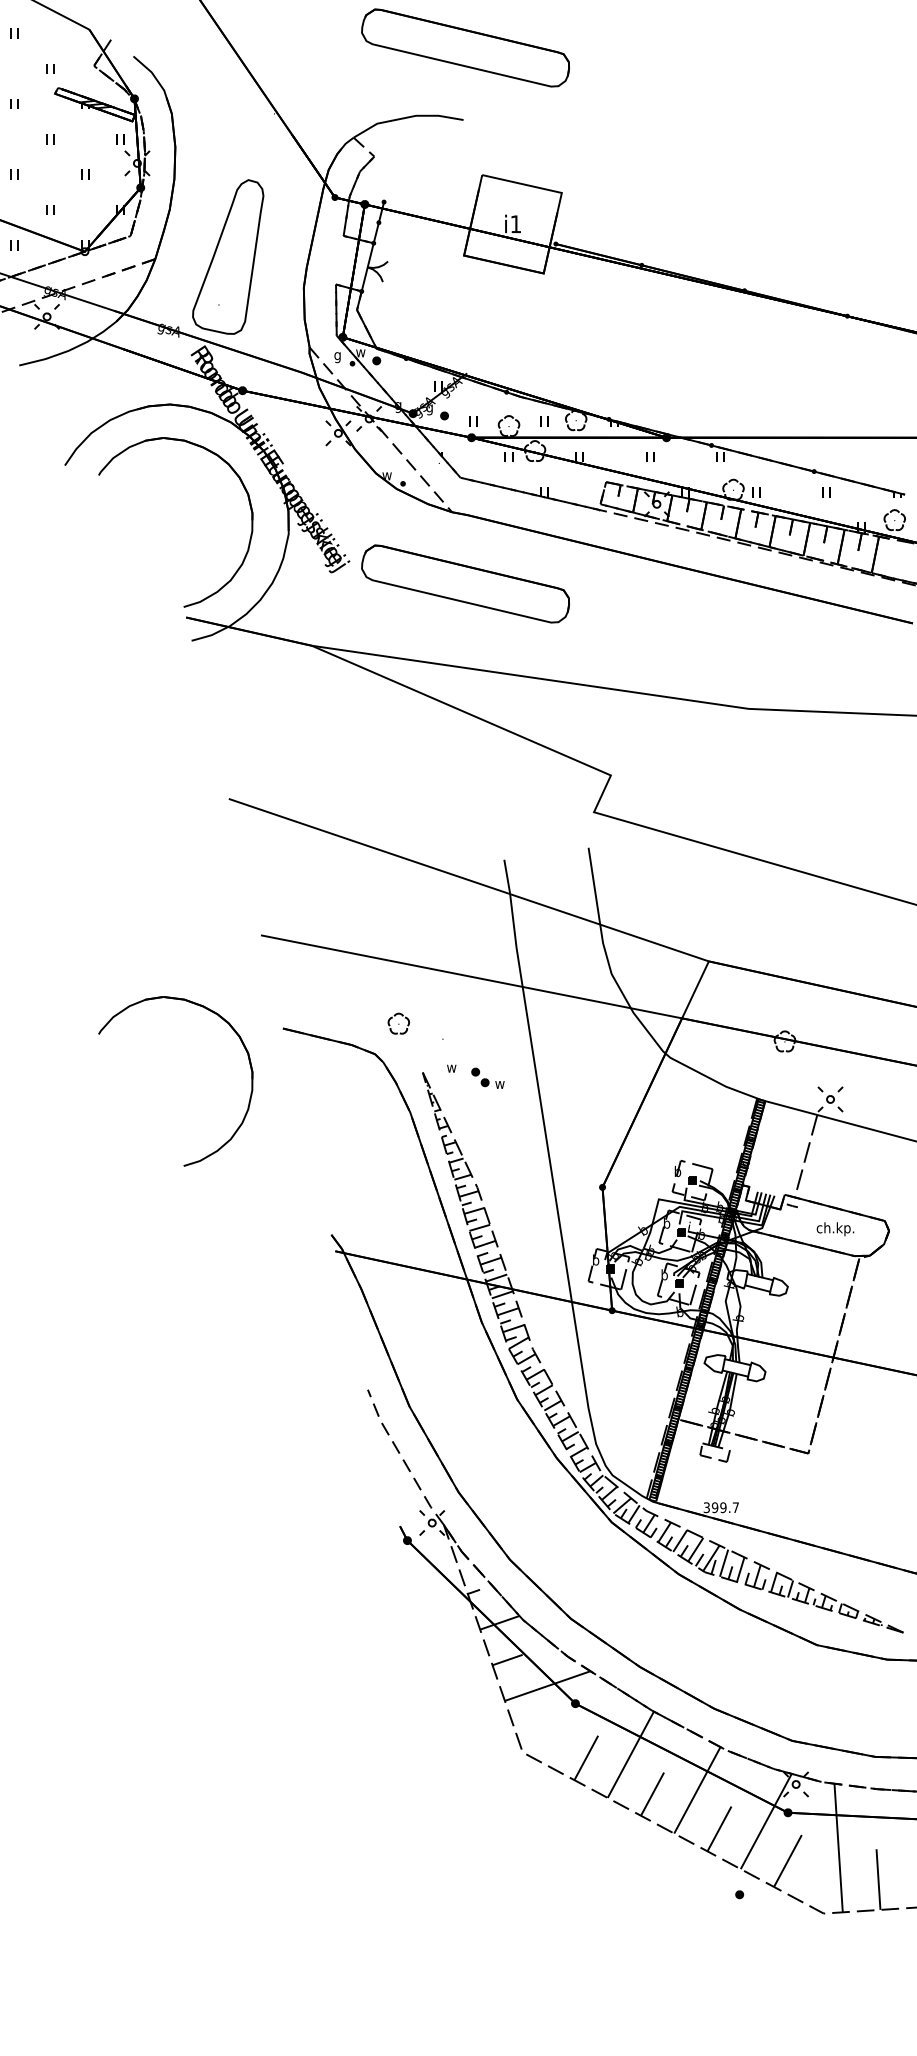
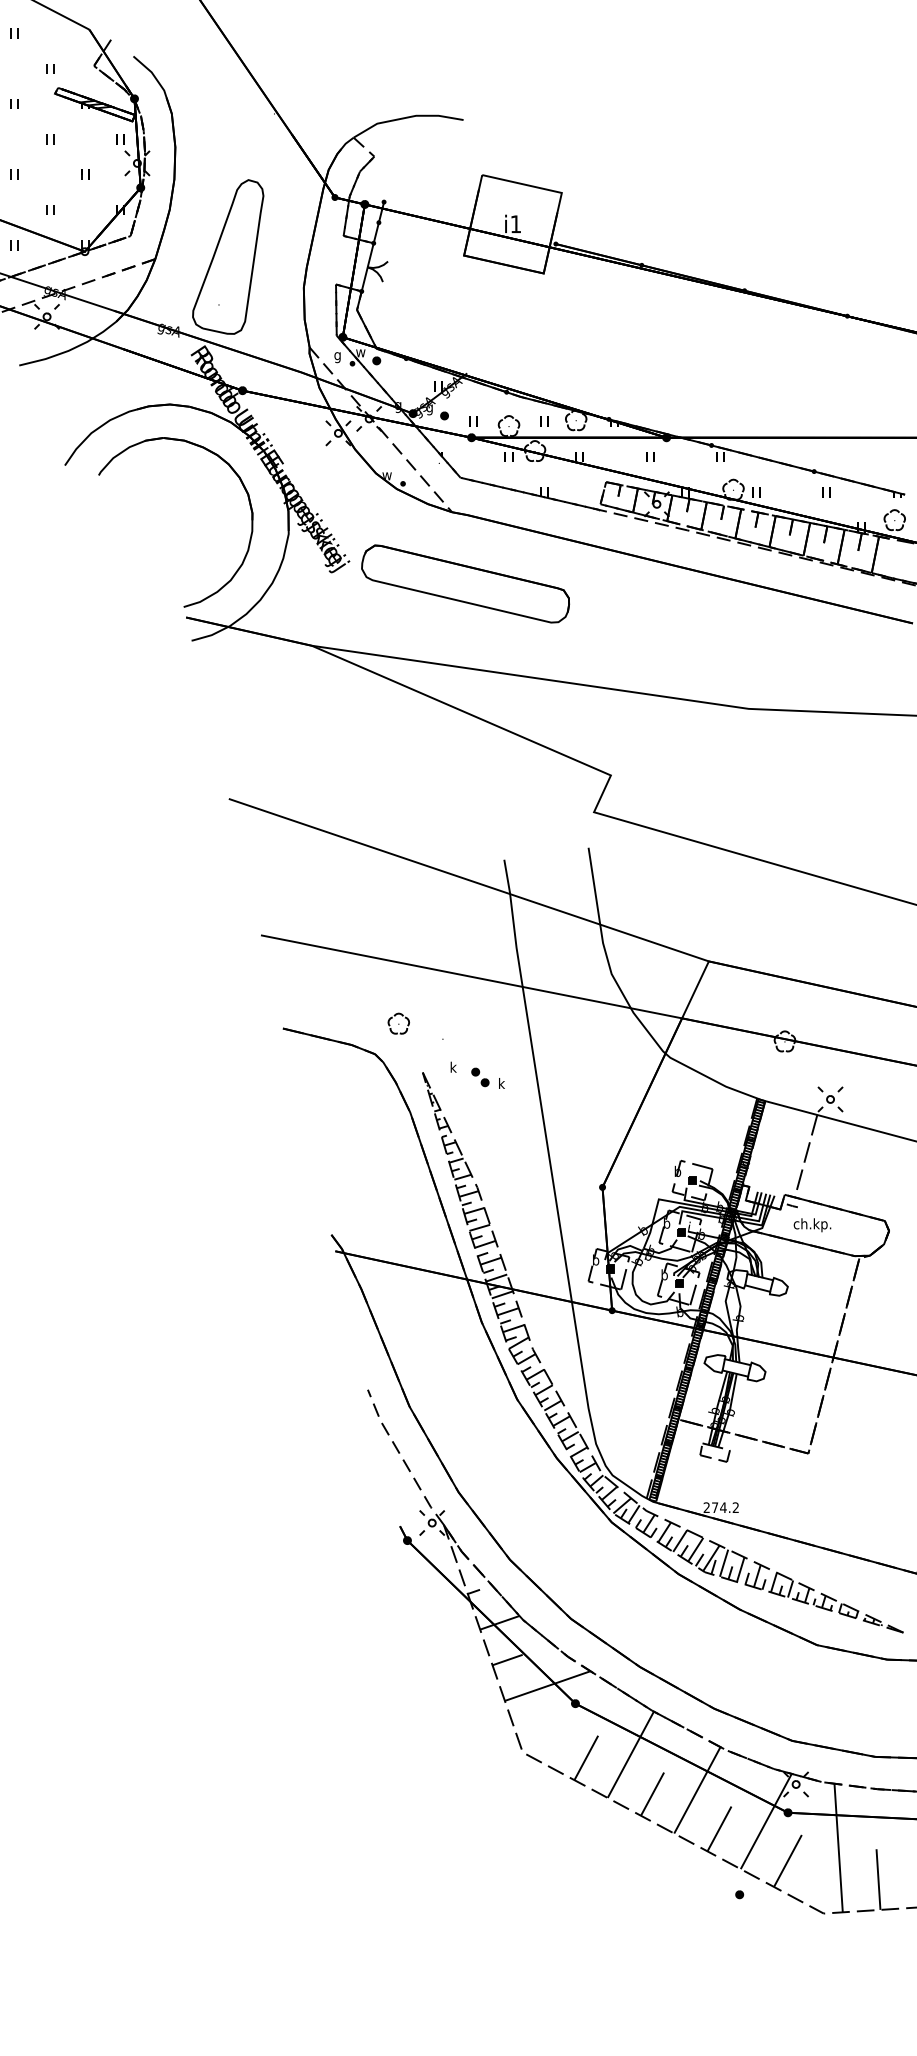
part: present -> none (465, 47)
text: w -> k (451, 1066)
text: w -> k (499, 1083)
part: present -> none (249, 1097)
text position: (835, 1229) -> (812, 1225) (812, 1225)
text: 399.7 -> 274.2 (720, 1507)
